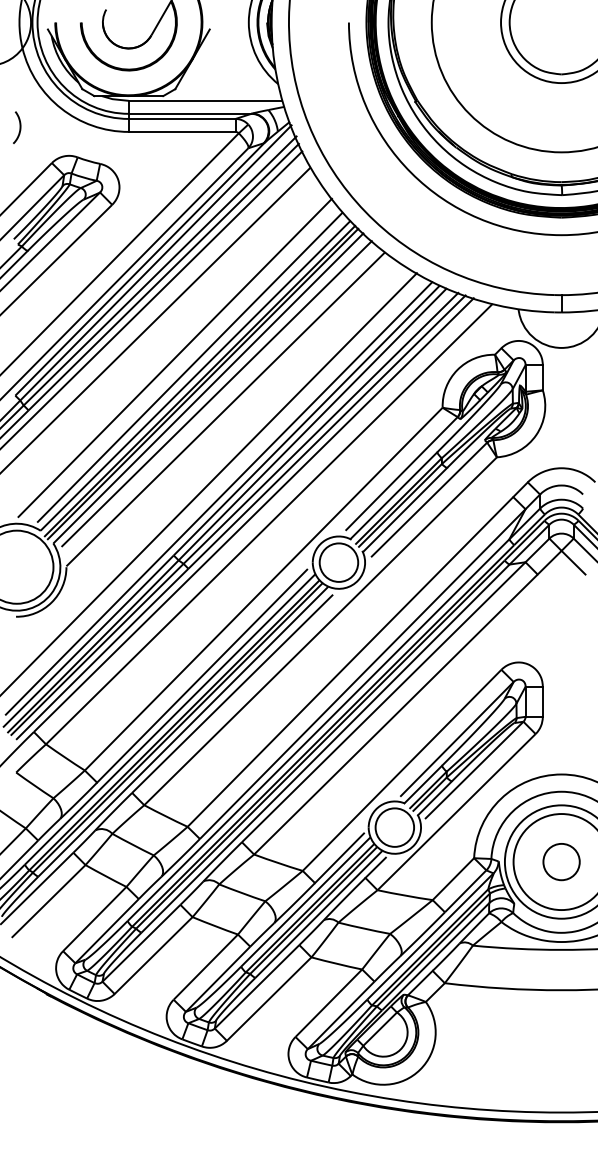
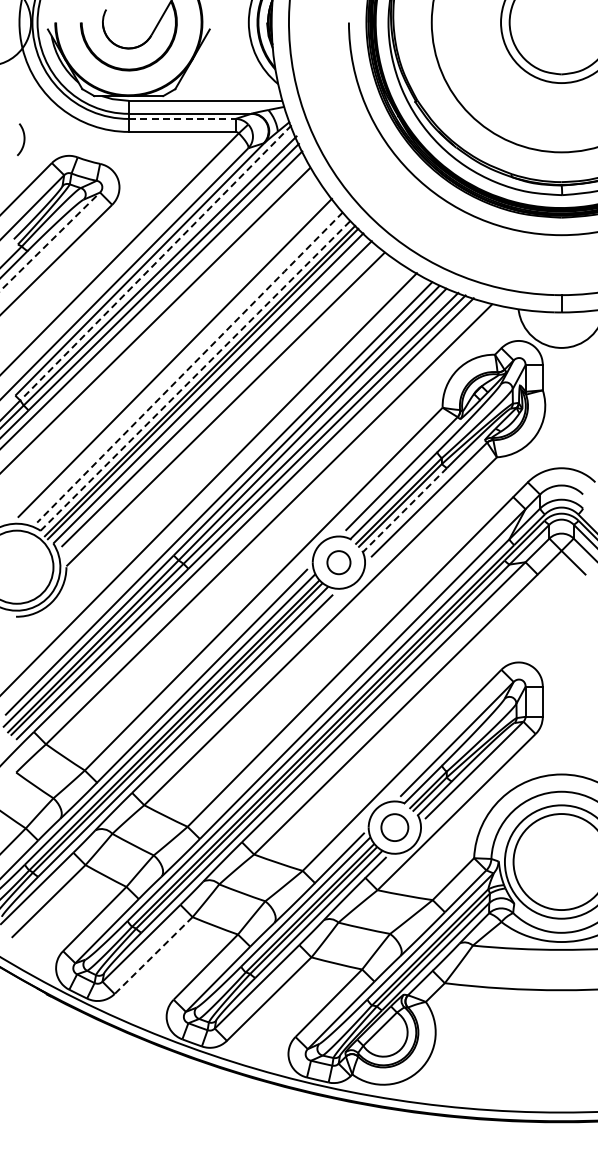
line: solid -> dashed (182, 118)
curve position: (19, 127) -> (23, 139) (23, 139)
line: solid -> dashed (50, 241)
line: solid -> dashed (155, 263)
line: solid -> dashed (190, 367)
line: solid -> dashed (196, 374)
line: solid -> dashed (404, 510)
circle diameter: 39 px -> 23 px (338, 562)
circle diameter: 39 px -> 27 px (394, 827)
circle: present -> none (561, 862)
line: solid -> dashed (153, 955)
